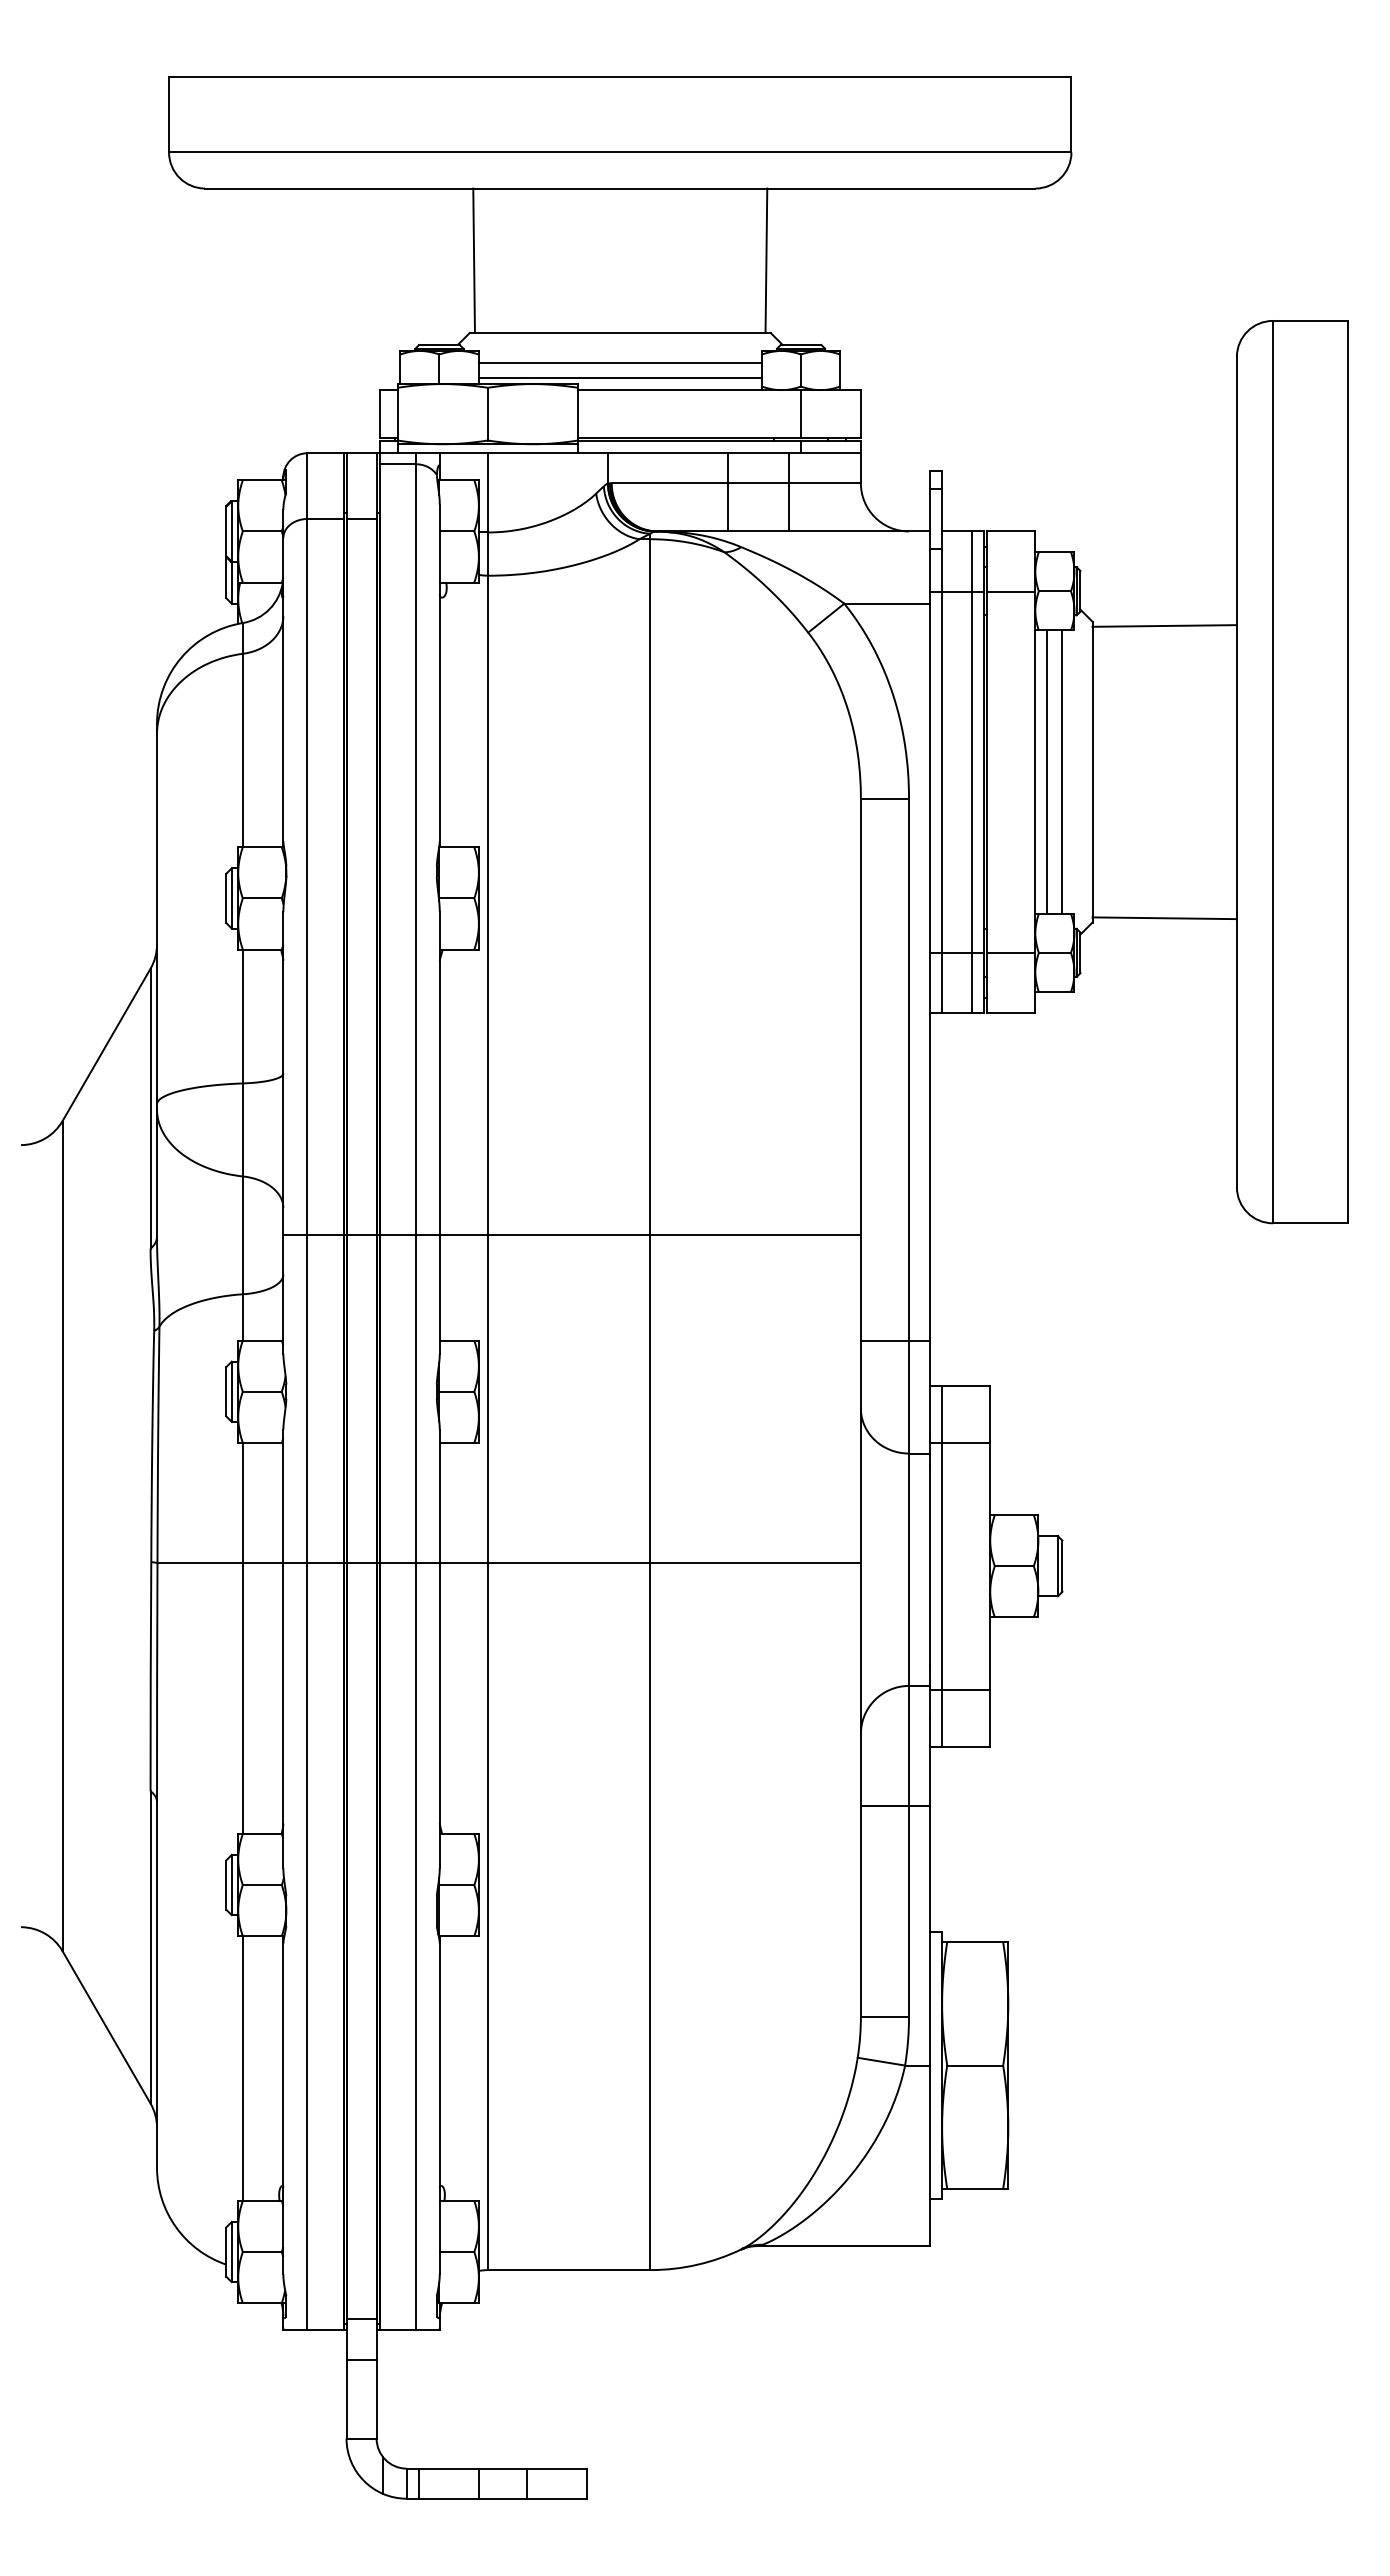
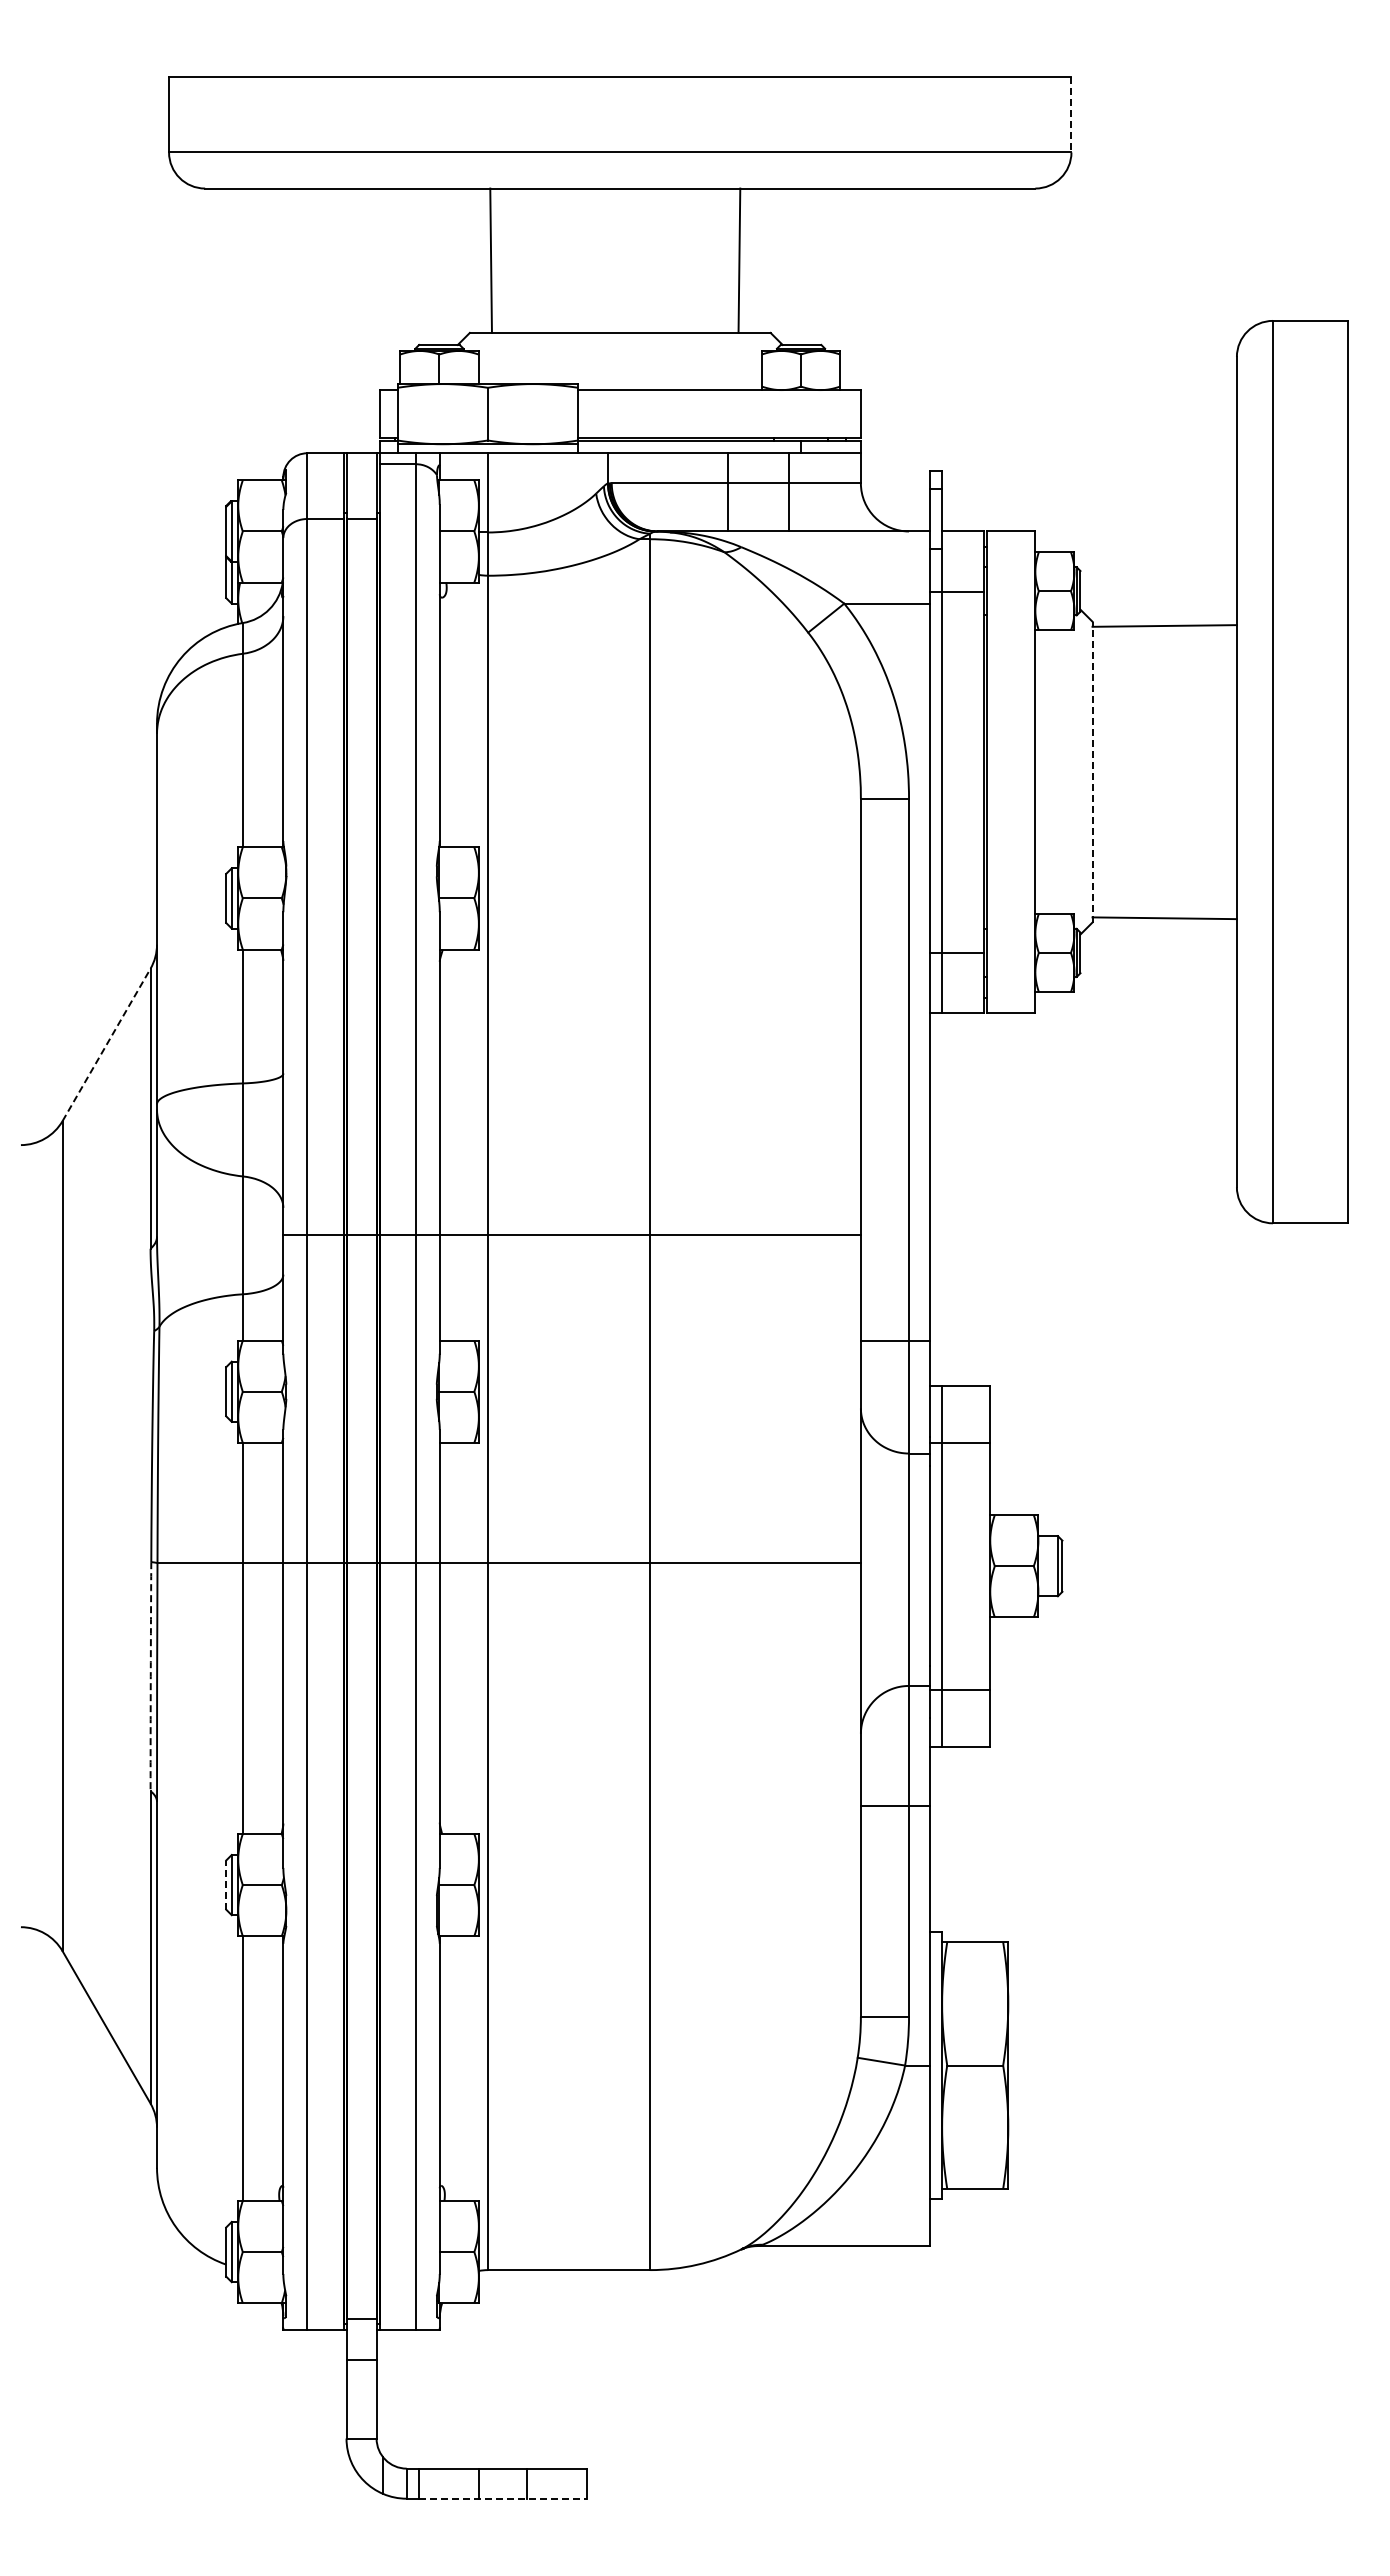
line: solid -> dashed (1071, 114)
line position: (473, 260) -> (490, 260) (490, 260)
line position: (766, 260) -> (739, 260) (739, 260)
line: present -> none (619, 363)
line: present -> none (619, 378)
line: present -> none (800, 414)
line: present -> none (1011, 591)
line: present -> none (972, 771)
line: present -> none (1047, 771)
line: present -> none (1062, 771)
line: solid -> dashed (1092, 771)
line: present -> none (1011, 952)
line: solid -> dashed (106, 1044)
arc: solid -> dashed (150, 1676)
line: solid -> dashed (226, 1885)
line: solid -> dashed (503, 2498)
